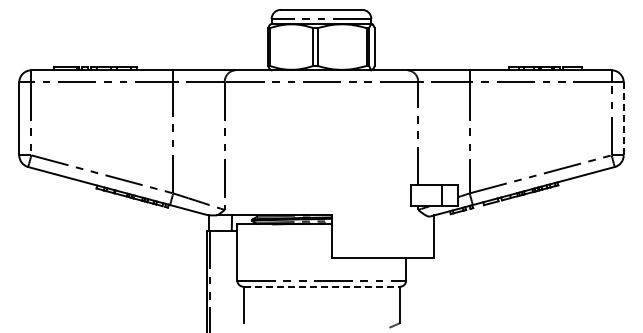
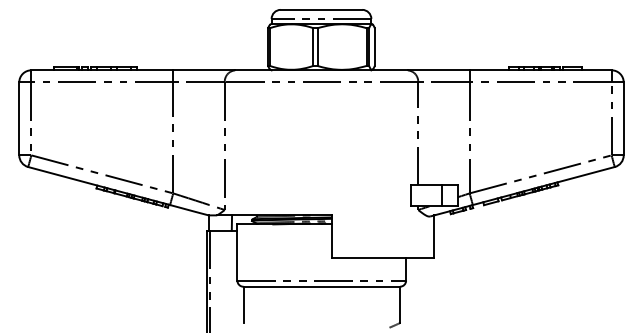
line: dashed -> solid (623, 119)
line: dashed -> solid (322, 286)
